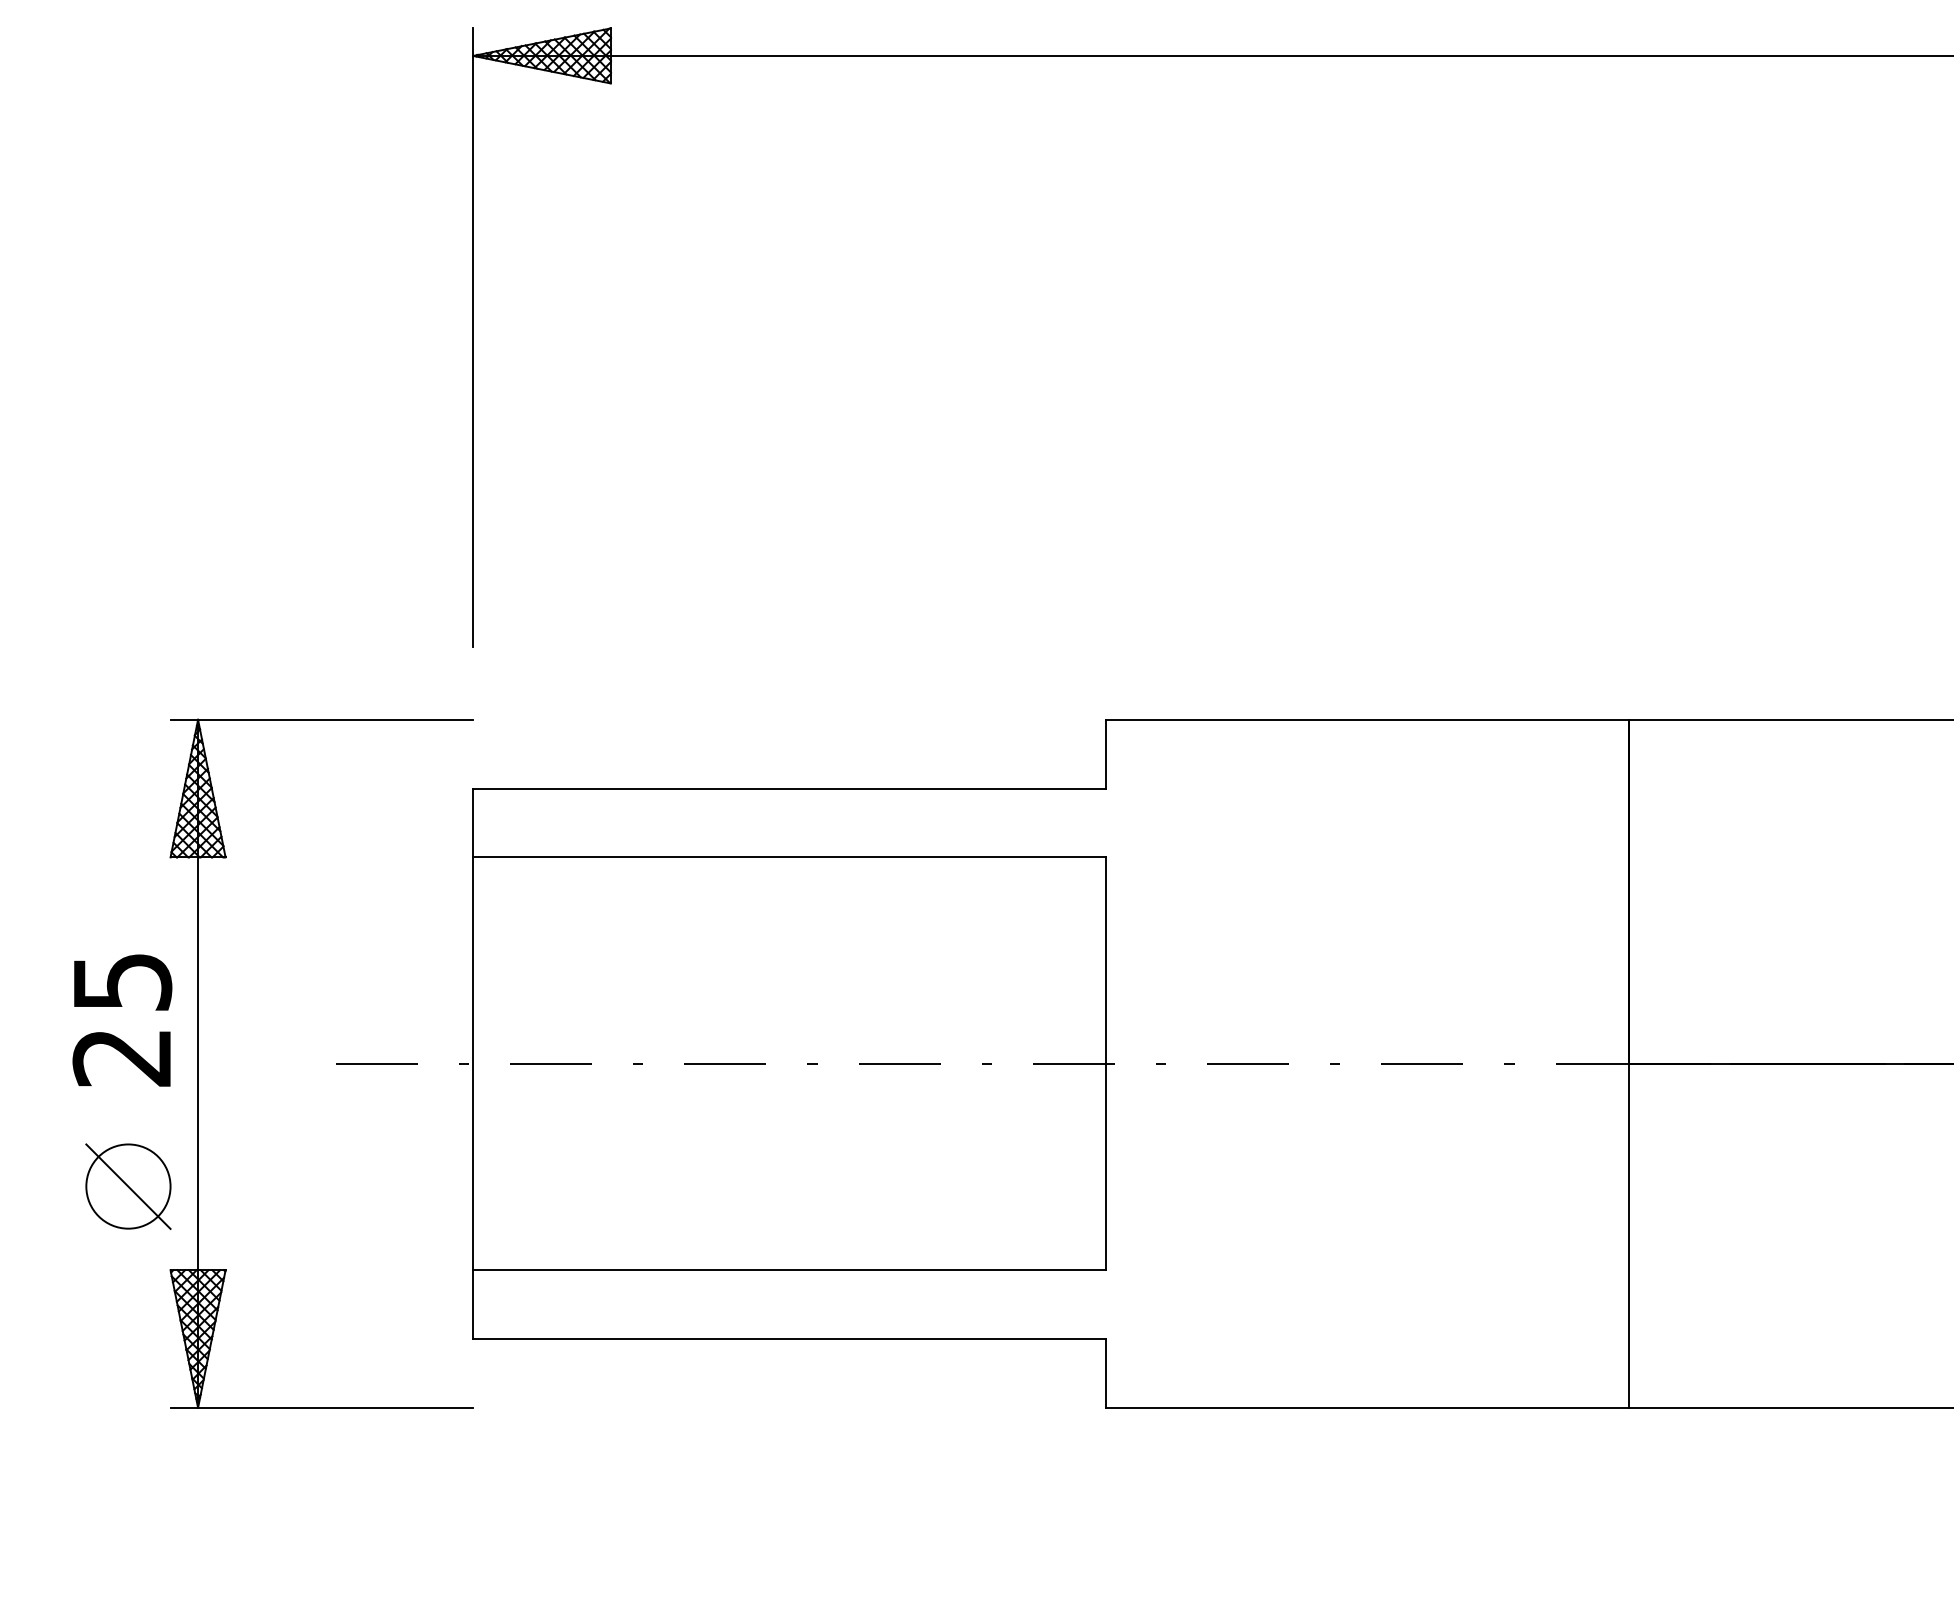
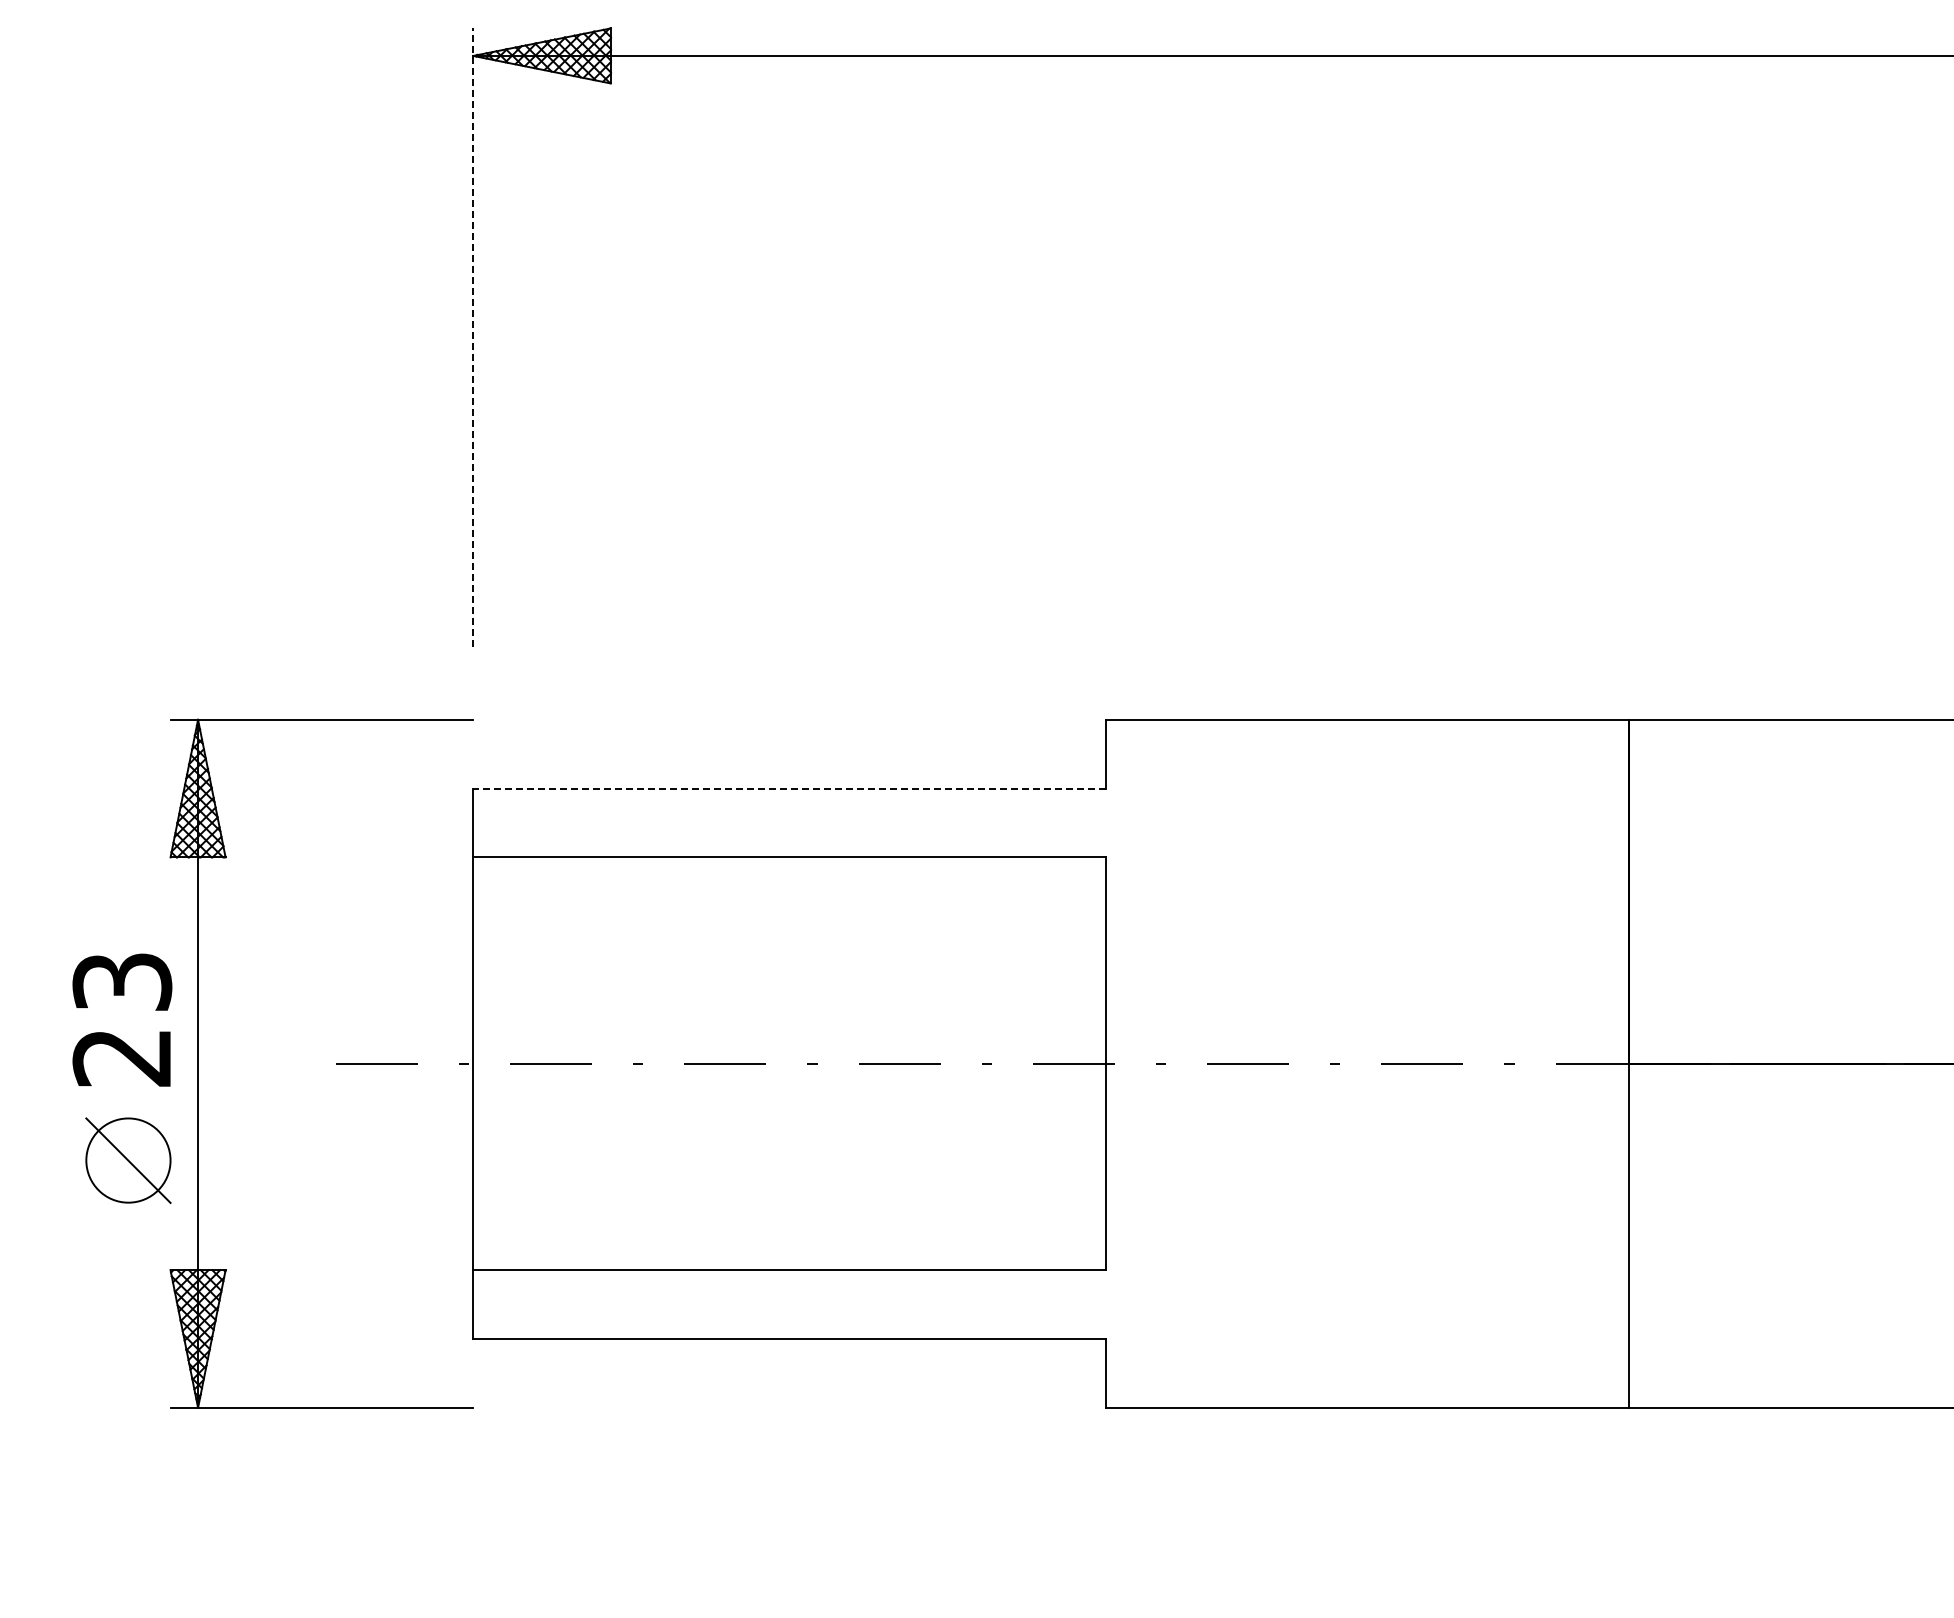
line: solid -> dashed (473, 337)
line: solid -> dashed (789, 788)
text: 25 -> 23 (121, 981)
part position: (128, 1186) -> (128, 1160) (128, 1160)
